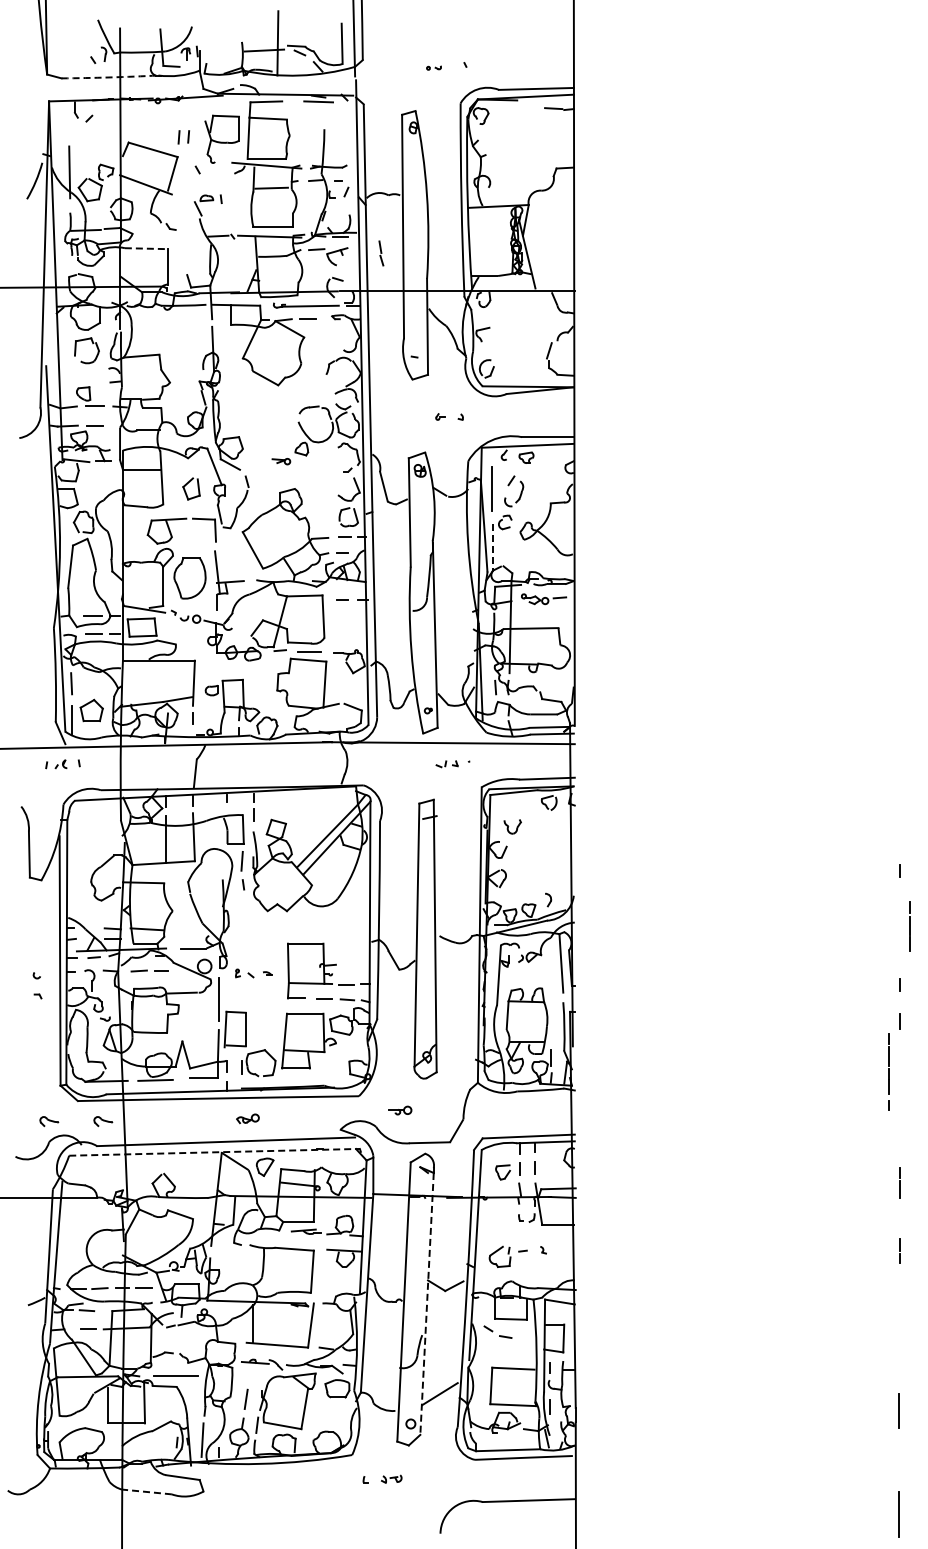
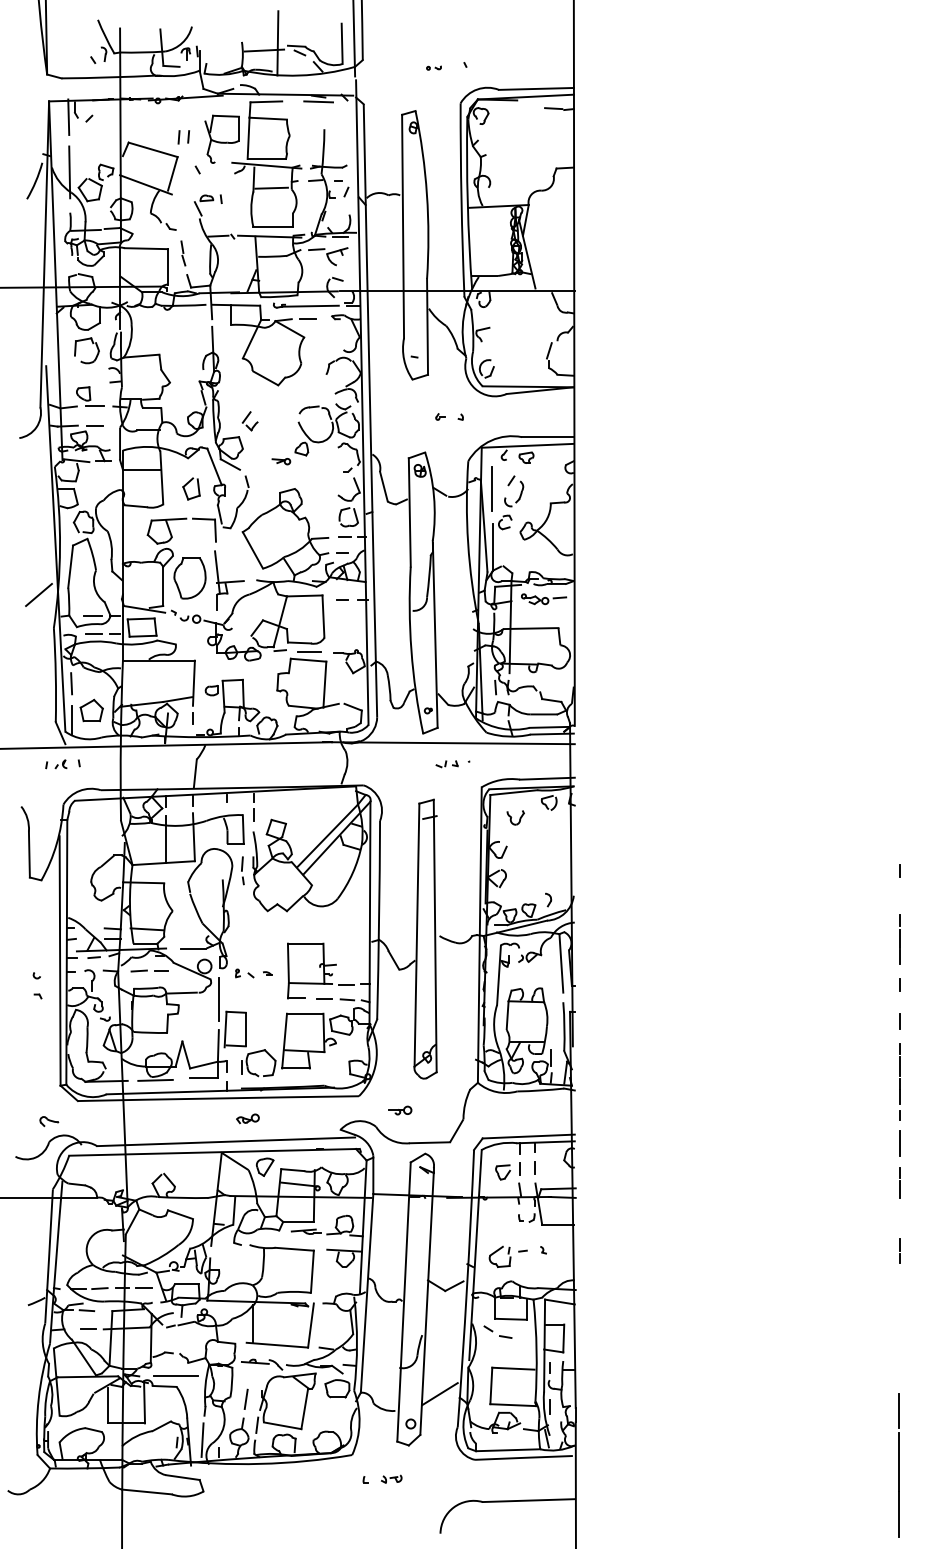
arc: dashed -> solid (110, 77)
line: none -> present (68, 116)
line: dashed -> solid (146, 248)
part position: (381, 253) -> (183, 253) (183, 253)
part: none -> present (249, 421)
line: dashed -> solid (493, 548)
line: none -> present (38, 594)
part position: (512, 826) -> (515, 817) (515, 817)
part size: 6x40 px -> 4x30 px (242, 870)
line position: (909, 926) -> (899, 939) (899, 939)
line position: (888, 1071) -> (899, 1081) (899, 1081)
part: present -> none (103, 1121)
line: none -> present (900, 1142)
line: dashed -> solid (213, 1152)
line: dashed -> solid (427, 1304)
line: none -> present (899, 1461)
line: dashed -> solid (146, 1491)
